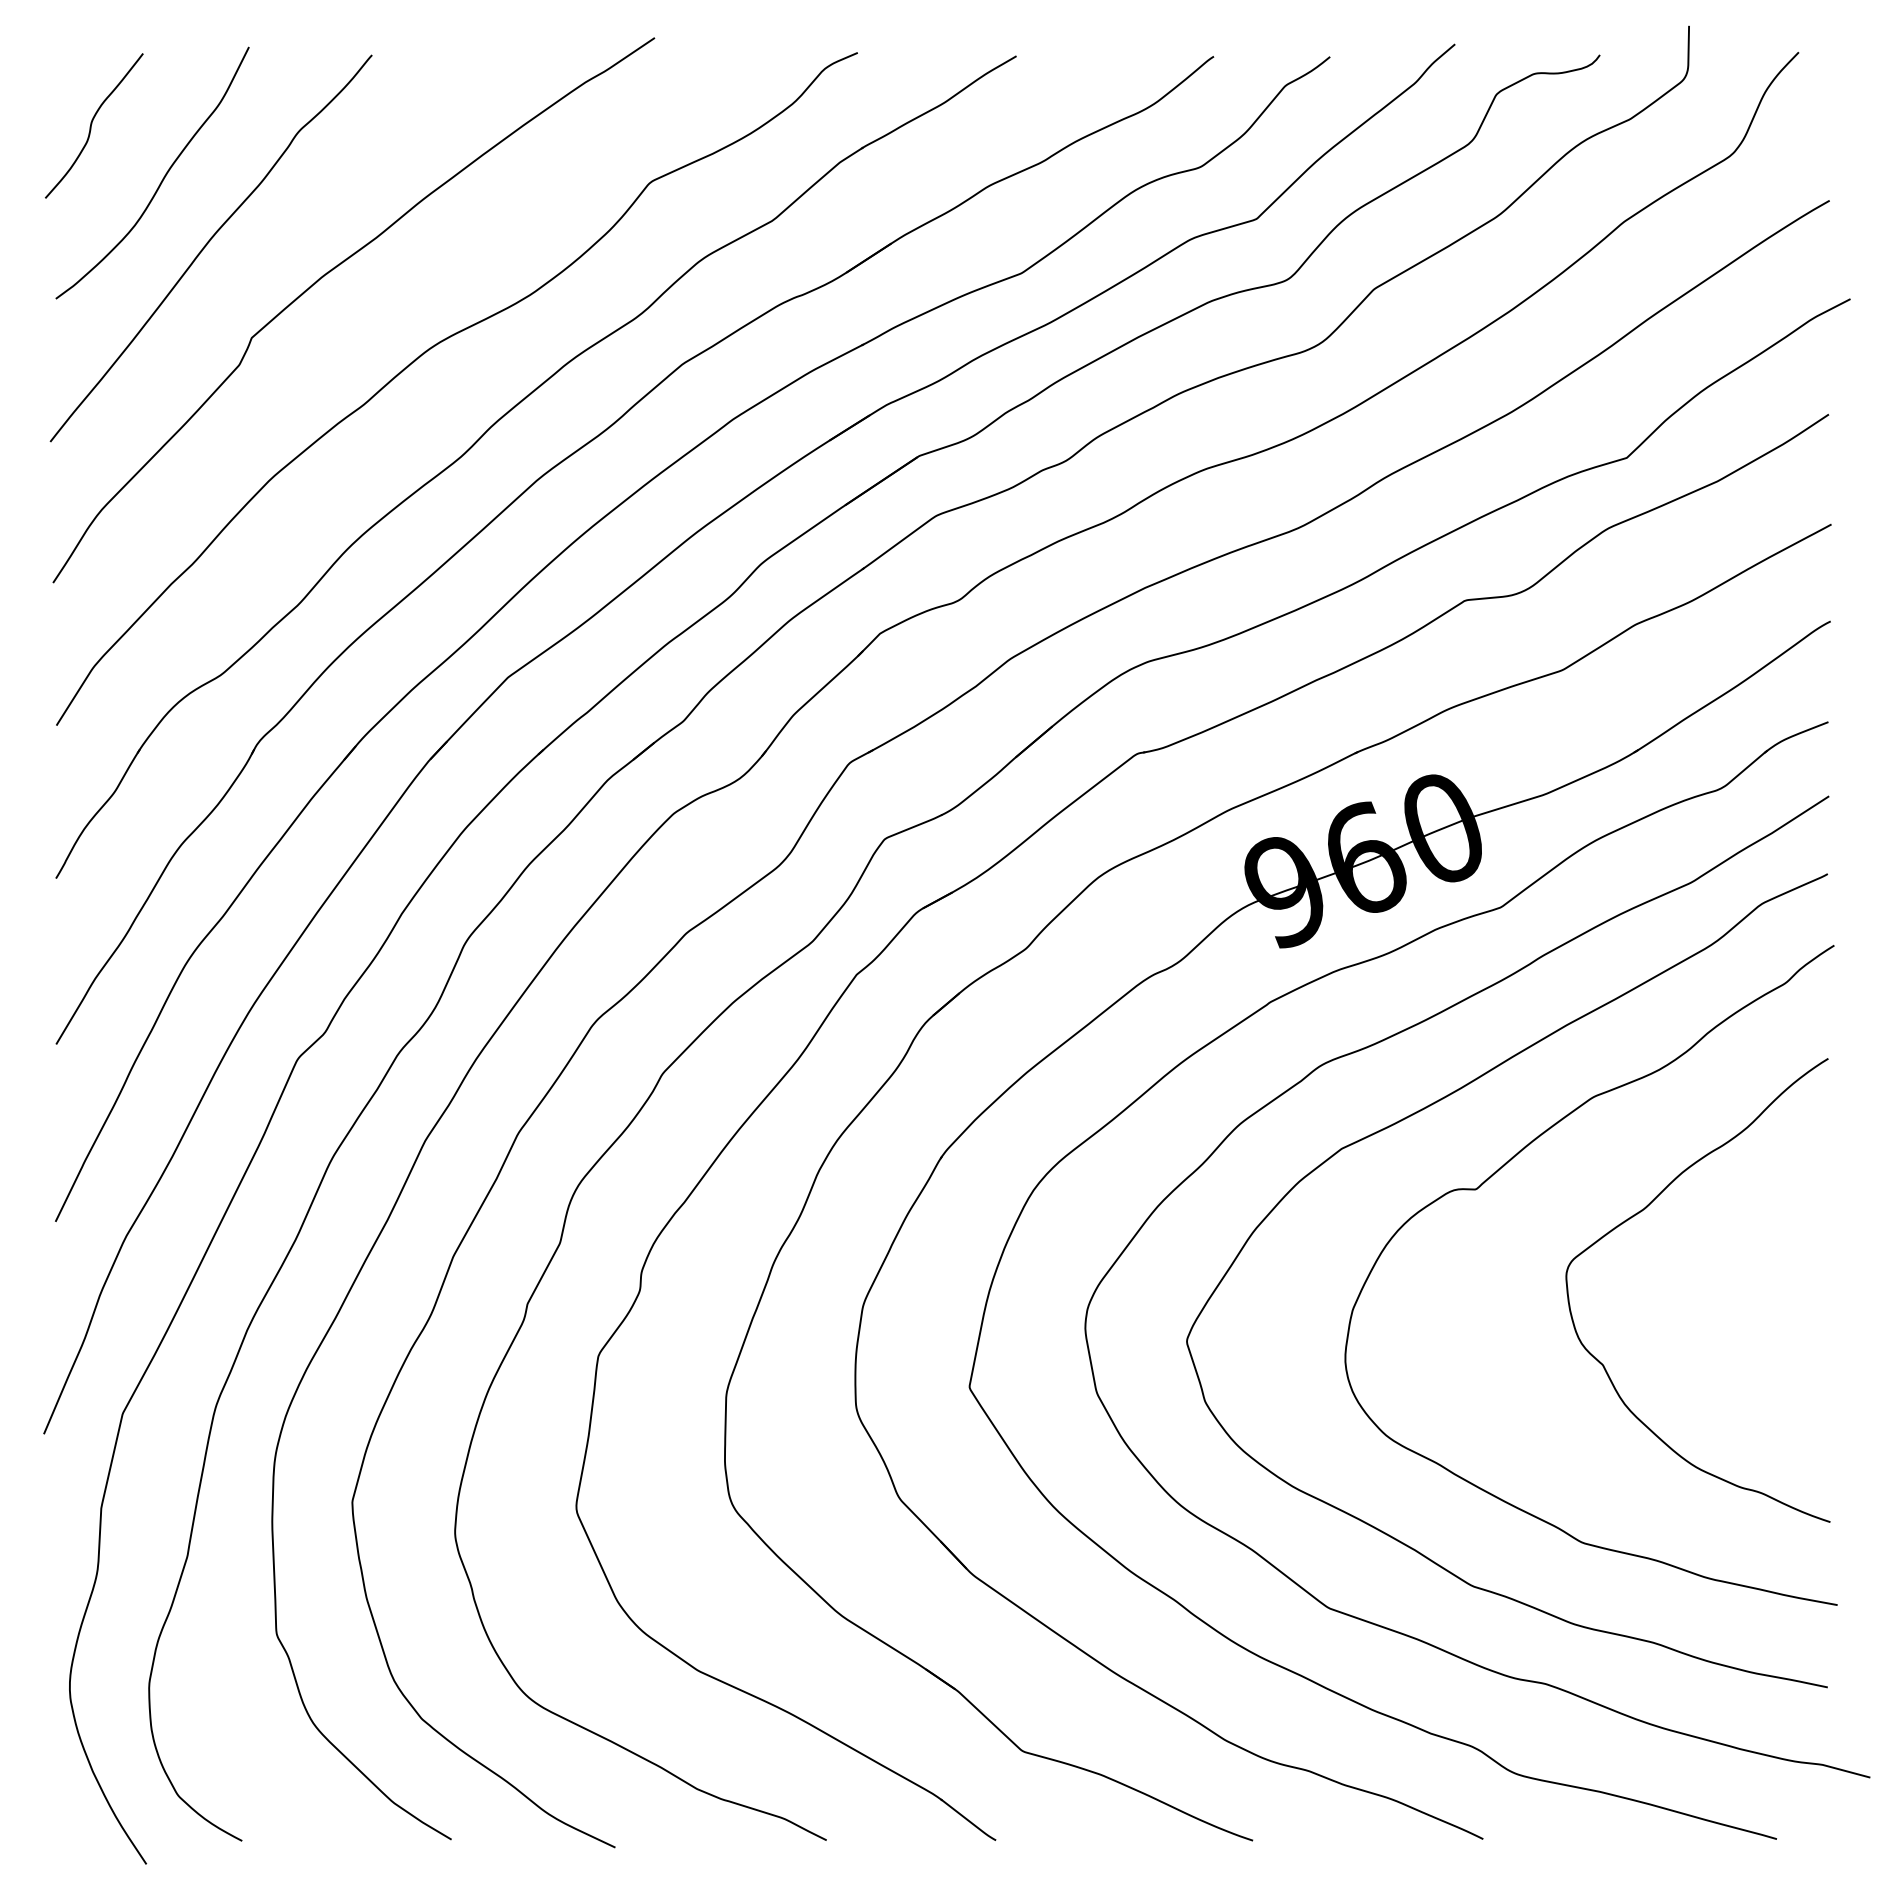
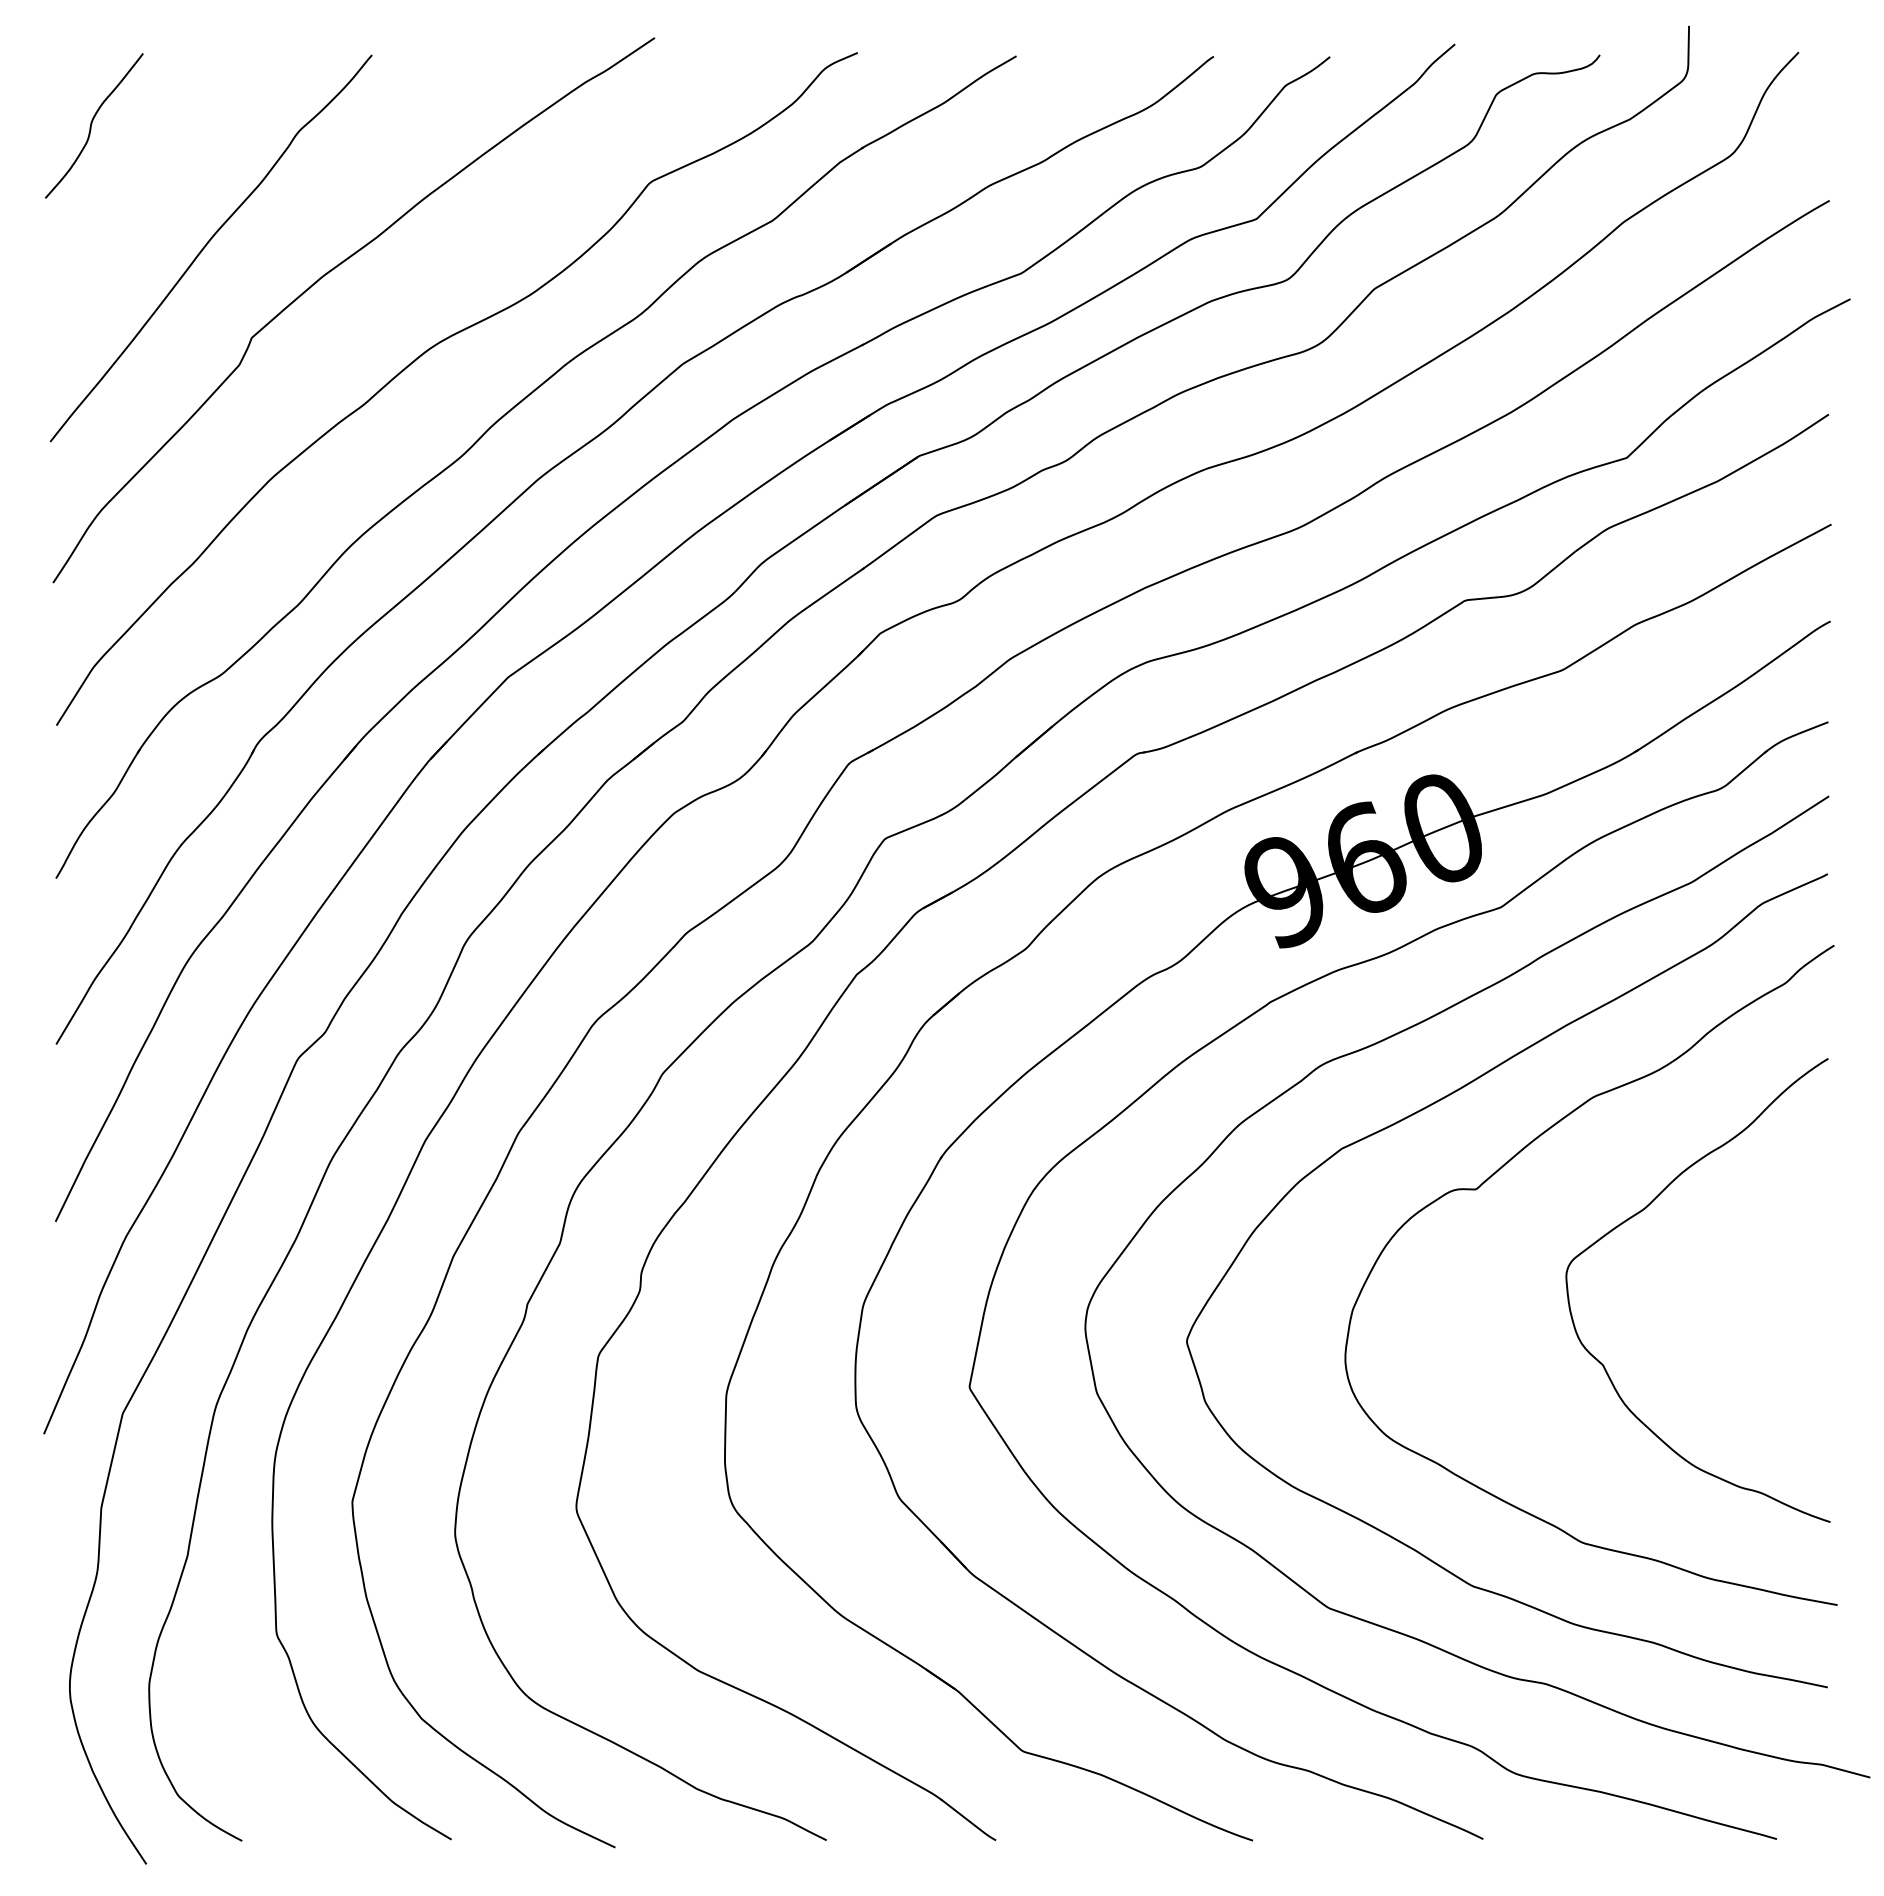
curve: present -> none (162, 178)
